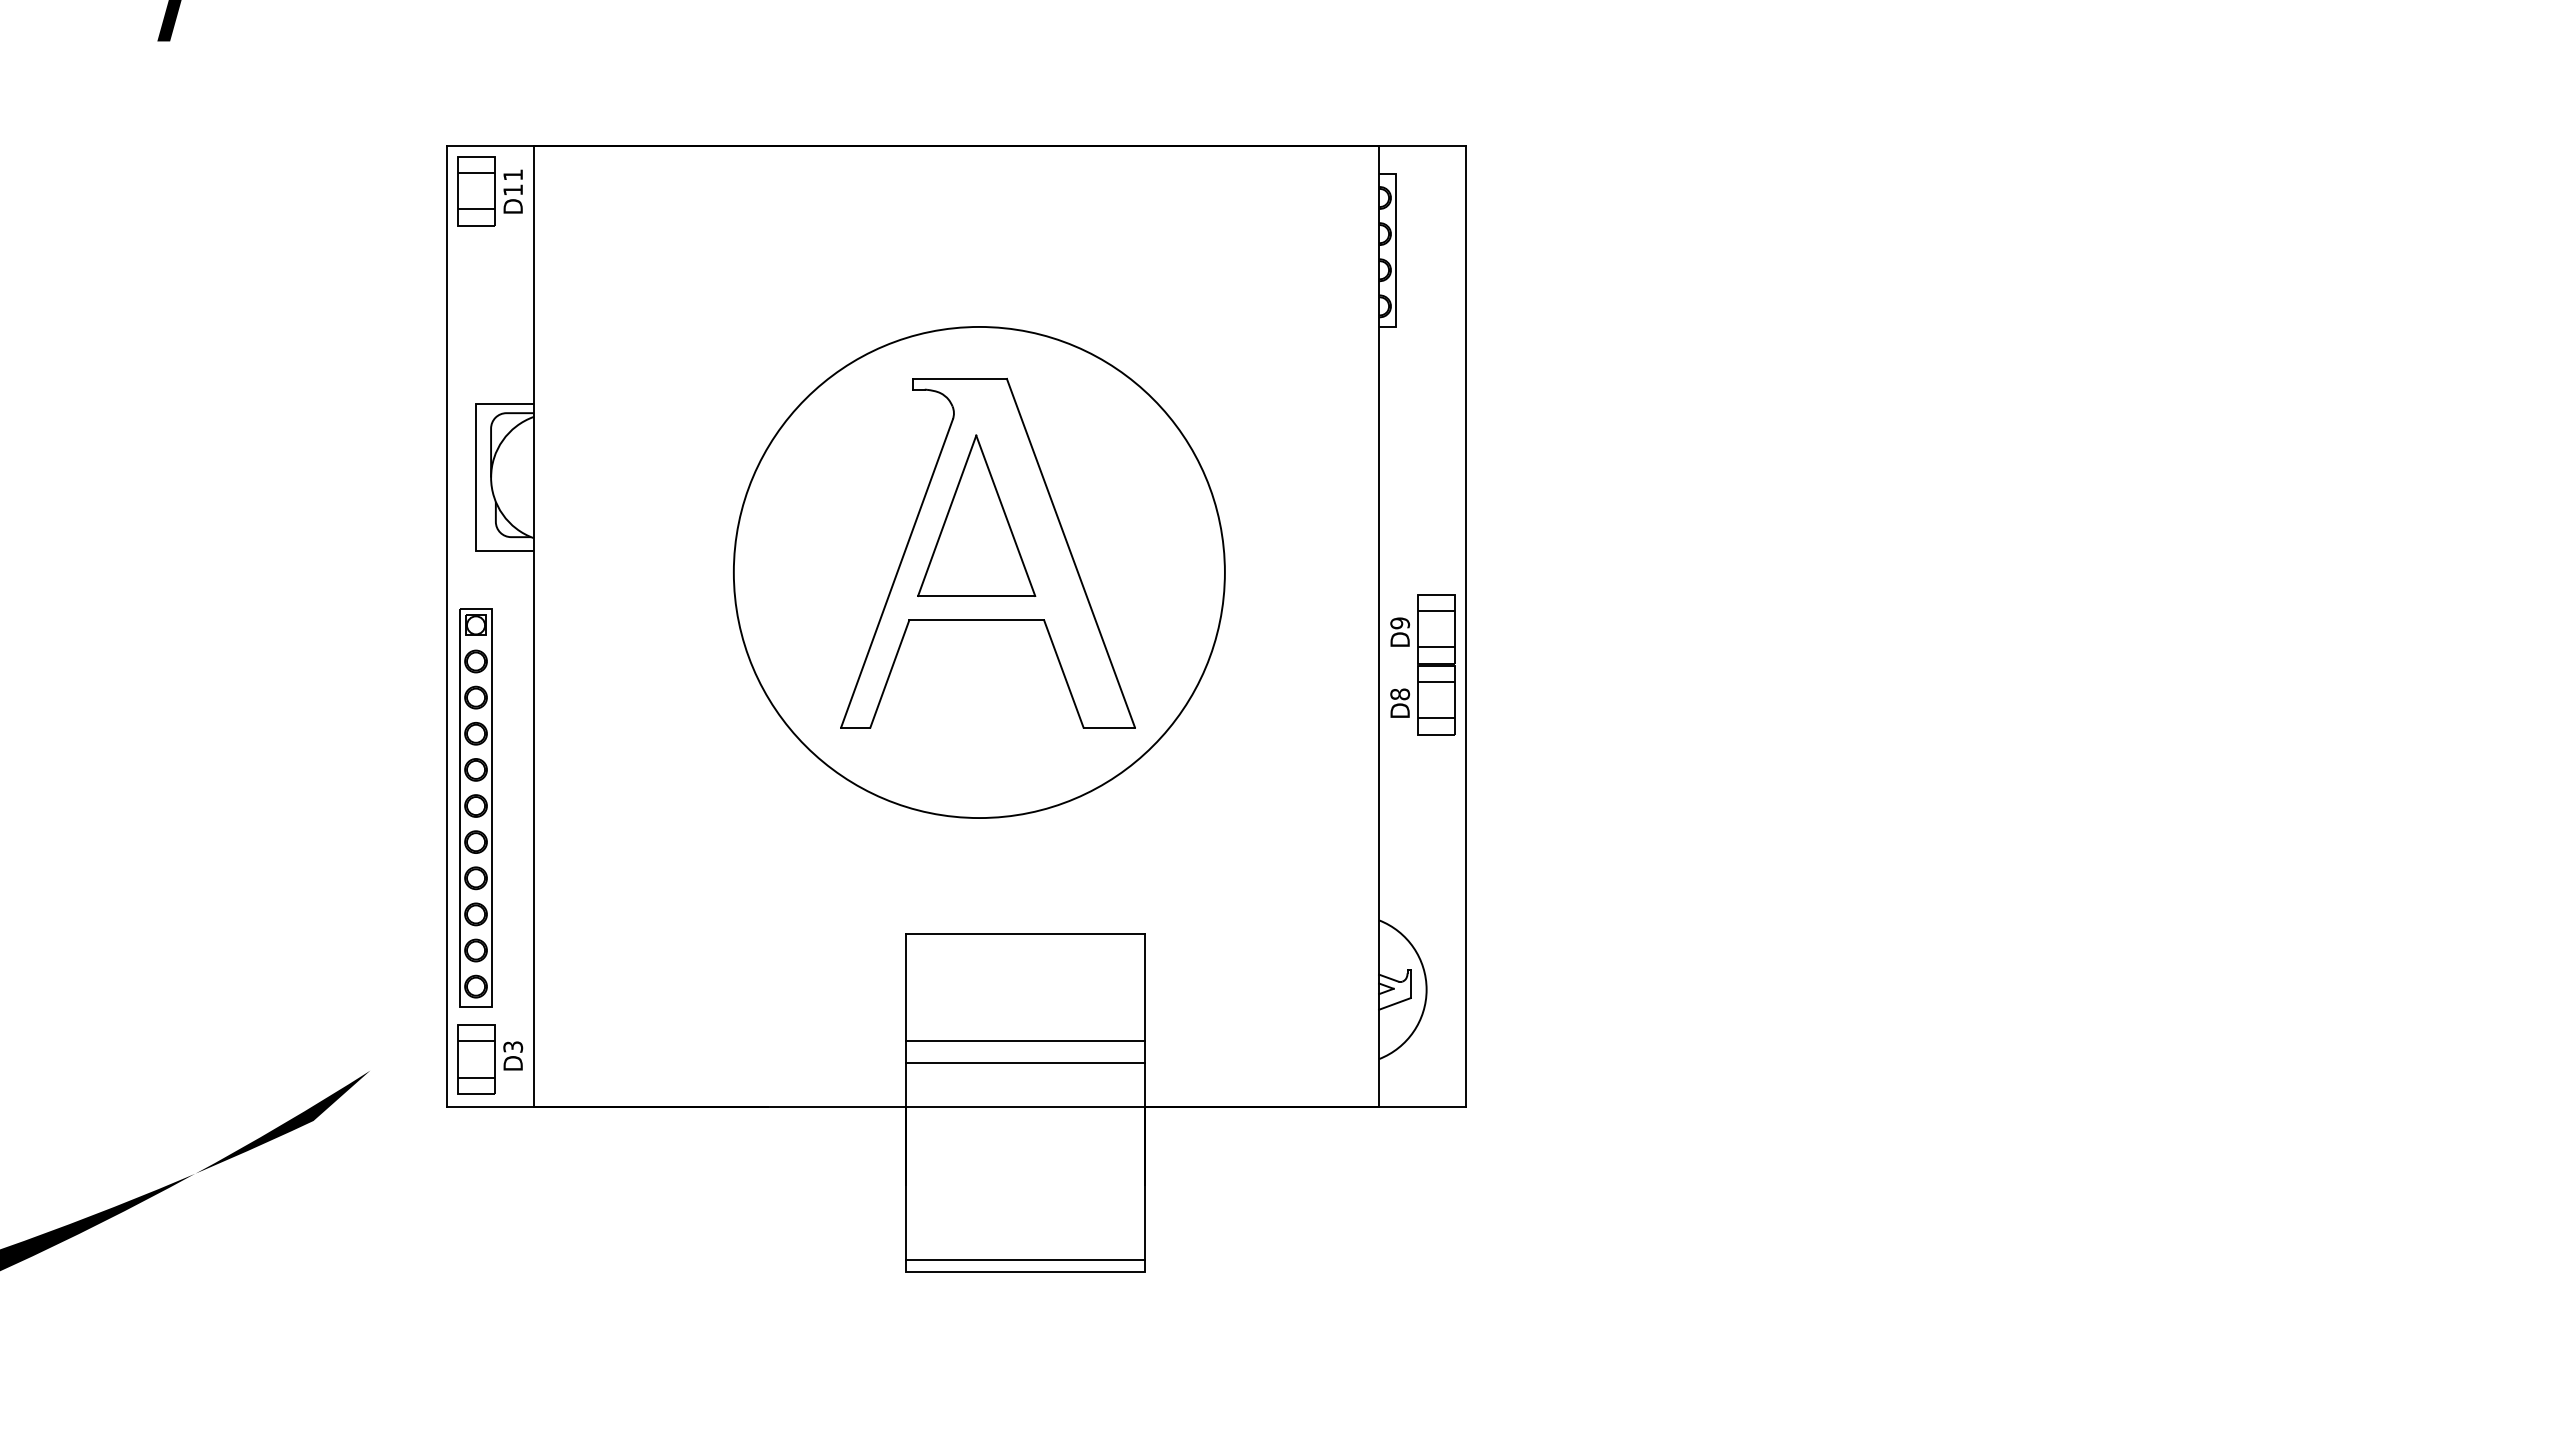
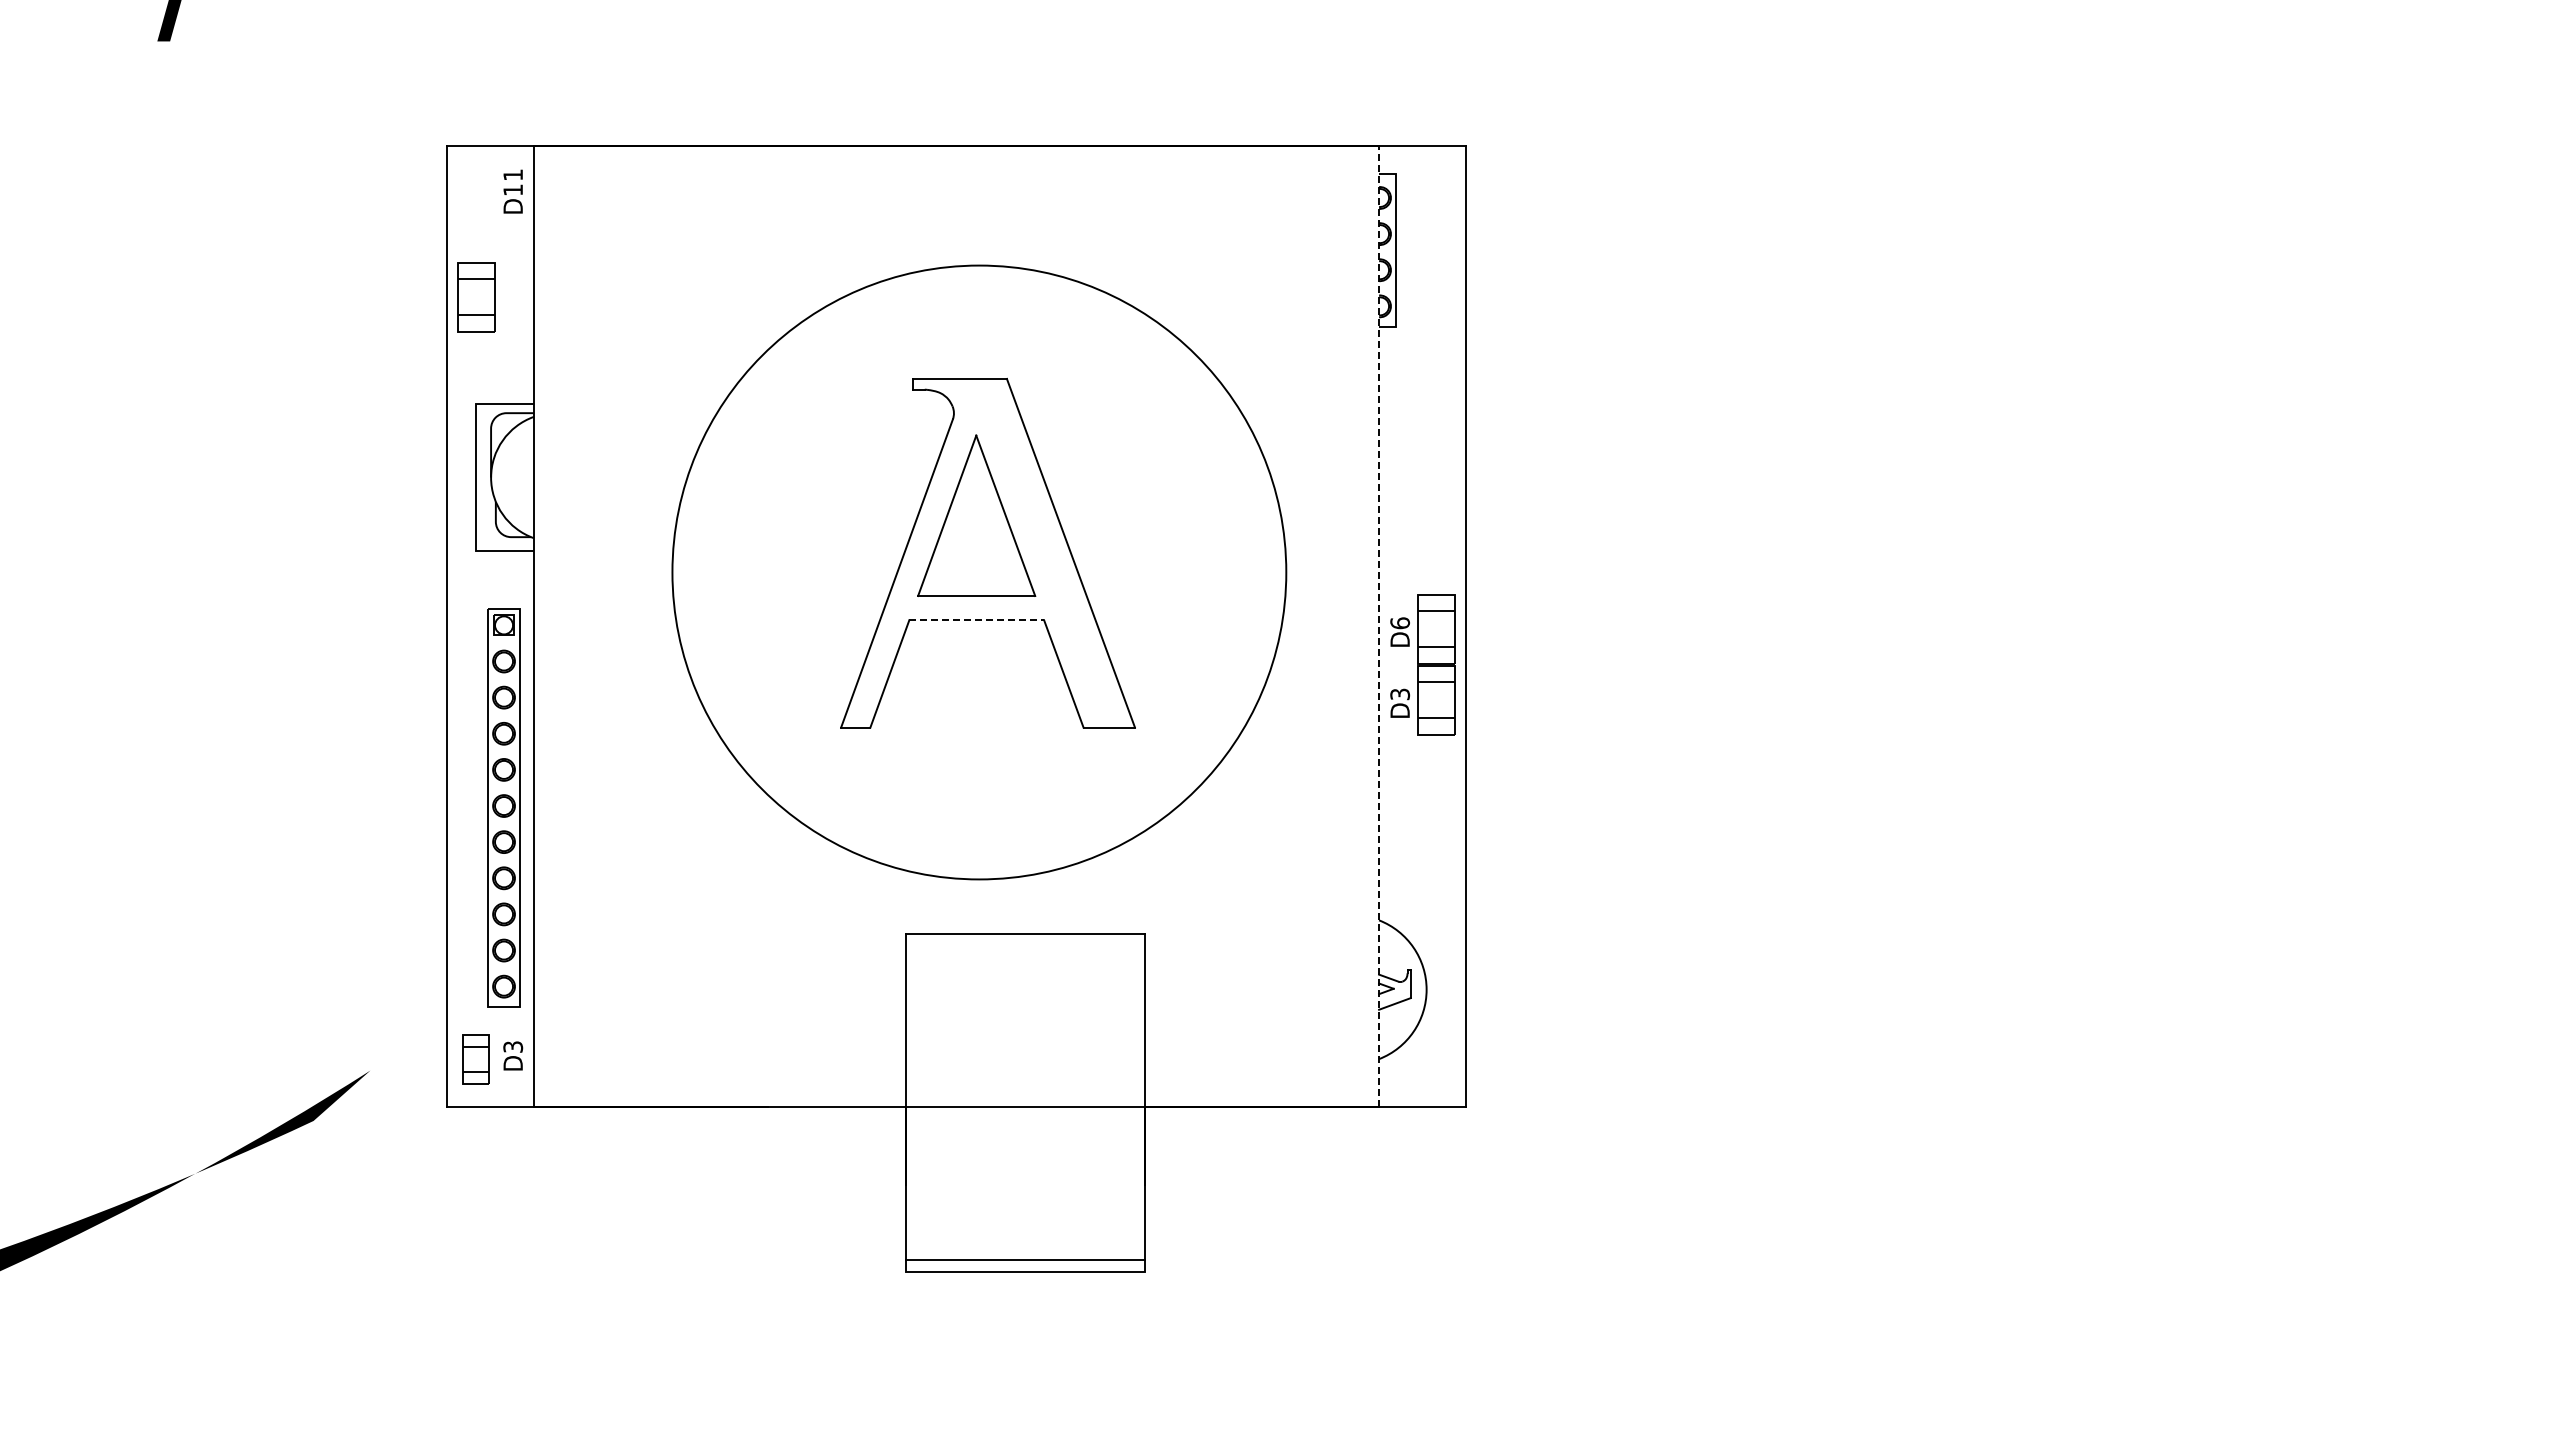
part position: (476, 191) -> (476, 297) (476, 297)
circle diameter: 491 px -> 614 px (979, 572)
line: solid -> dashed (977, 620)
text: D9 -> D6 (1400, 623)
line: solid -> dashed (1379, 626)
text: D8 -> D3 (1399, 694)
part position: (475, 807) -> (503, 807) (503, 807)
line: present -> none (1025, 1041)
part size: 39x71 px -> 28x51 px (475, 1059)
line: present -> none (1025, 1062)
